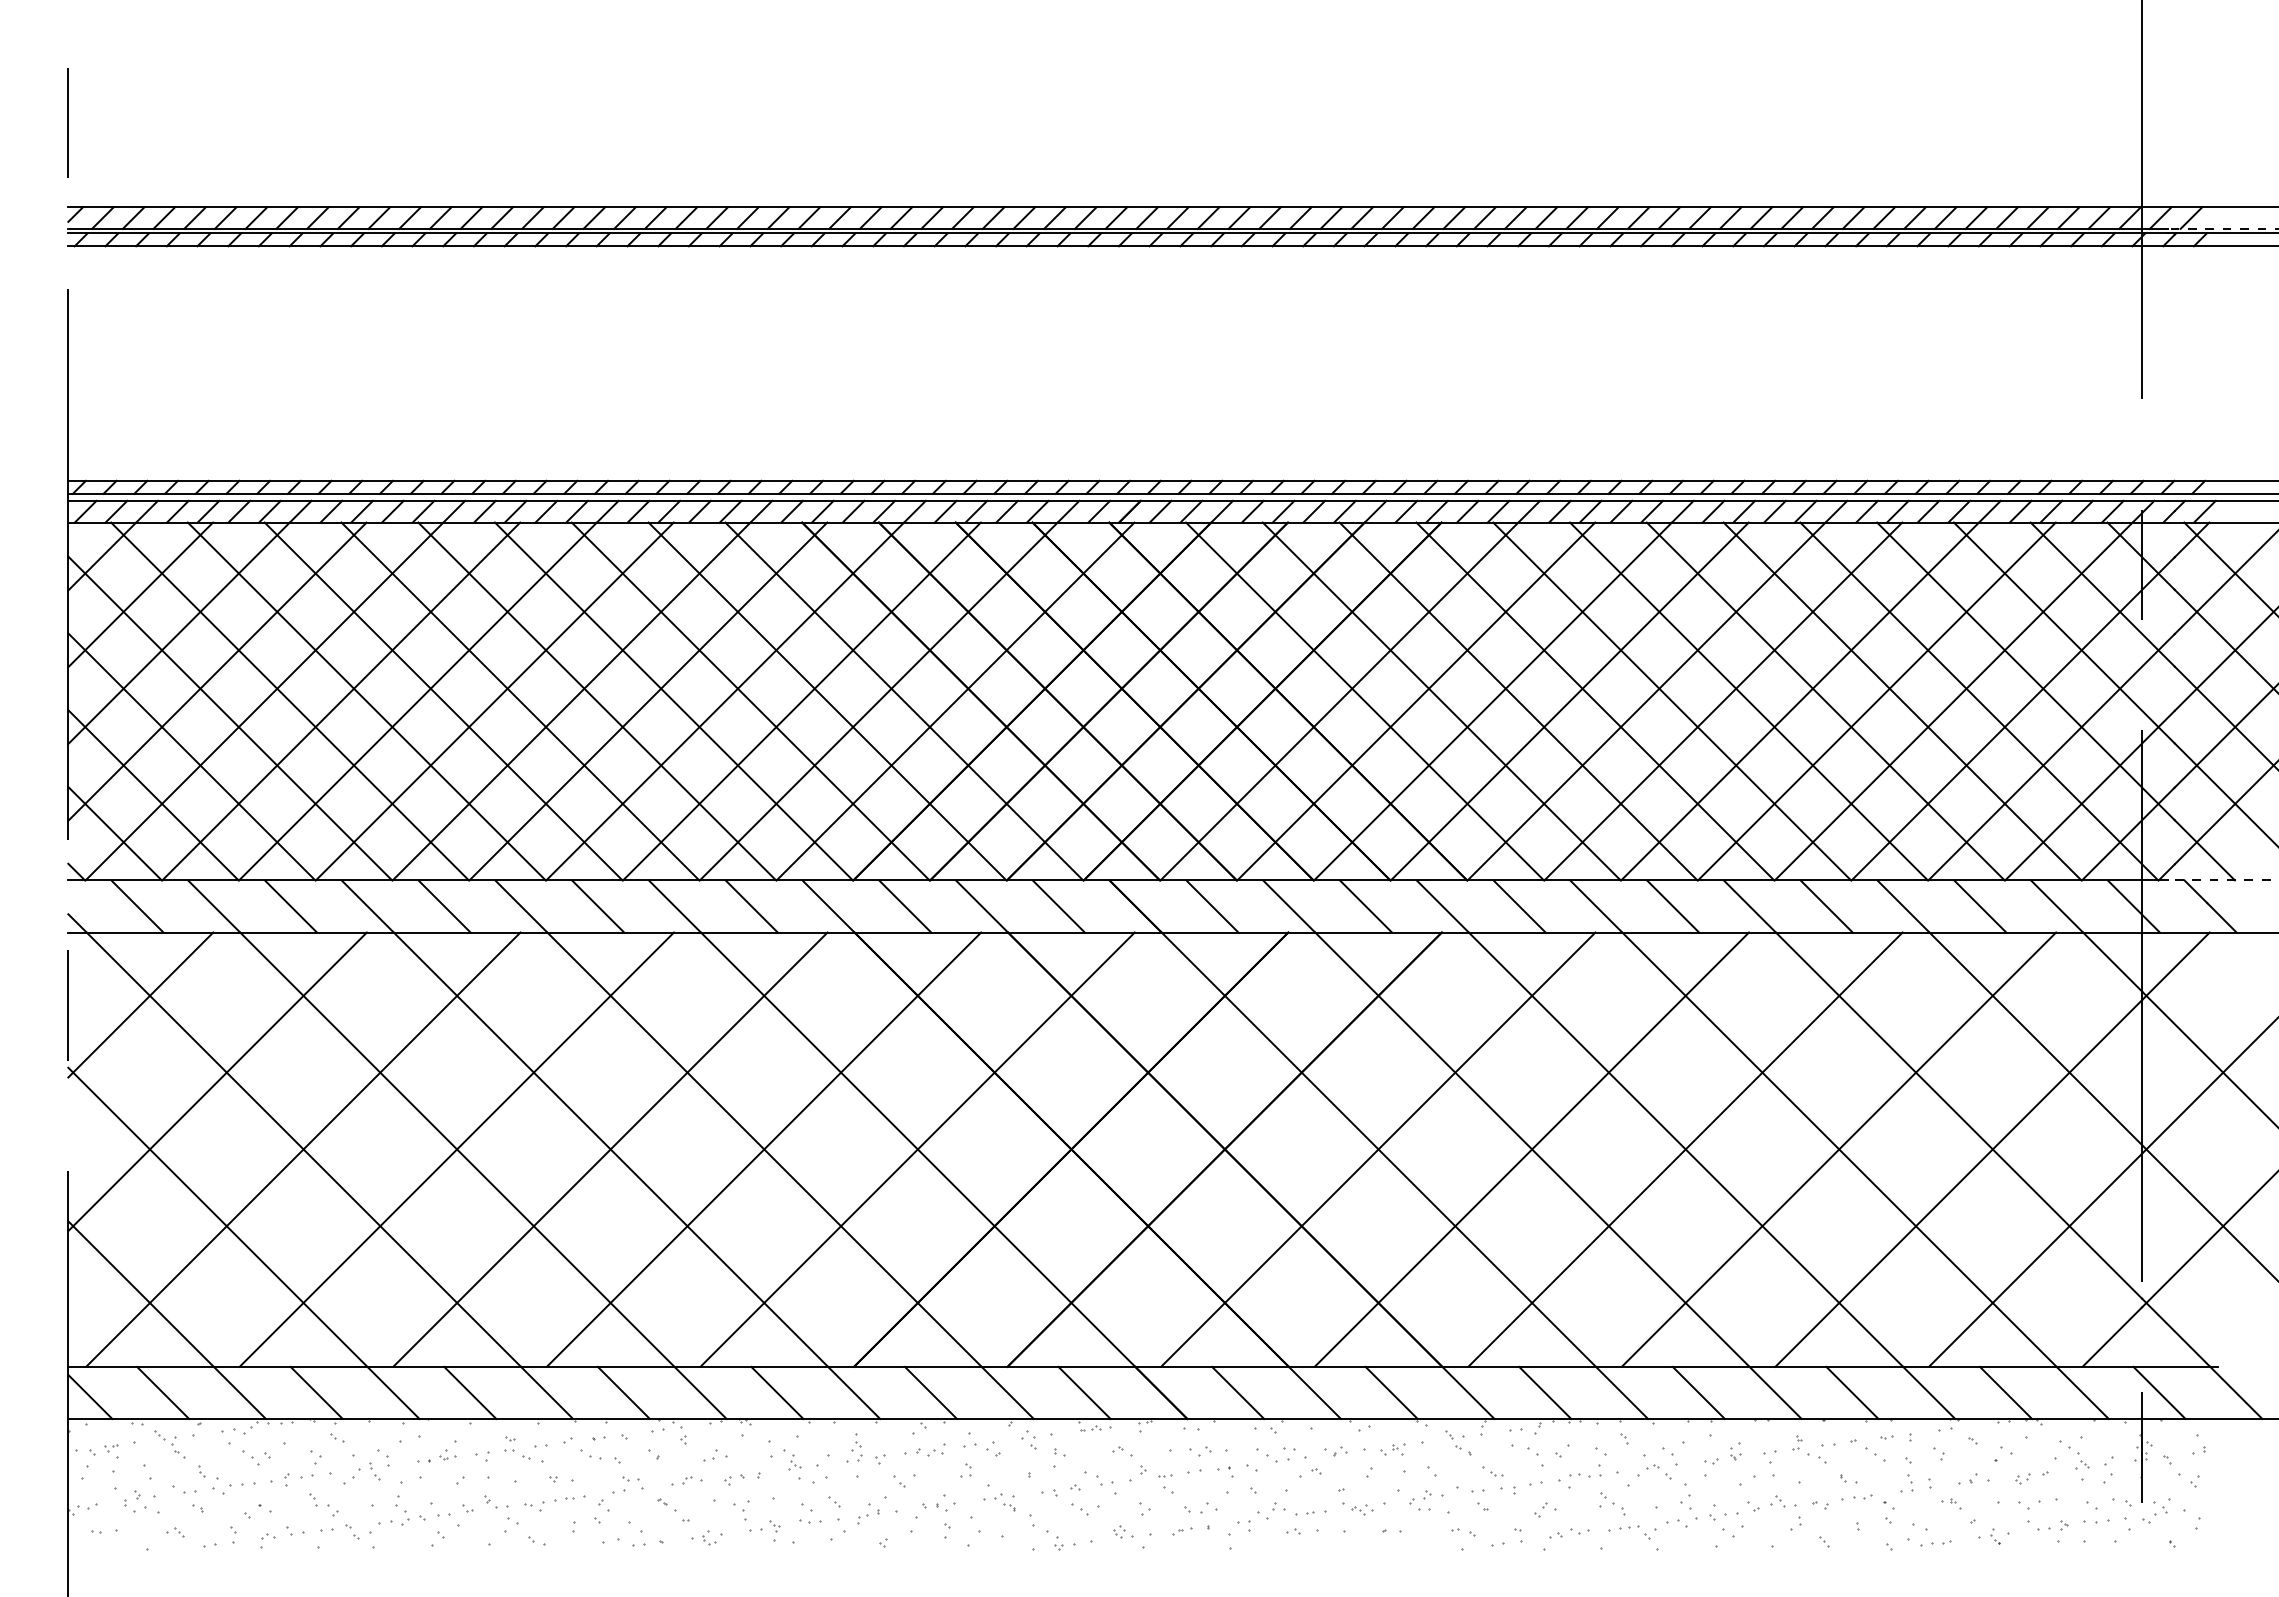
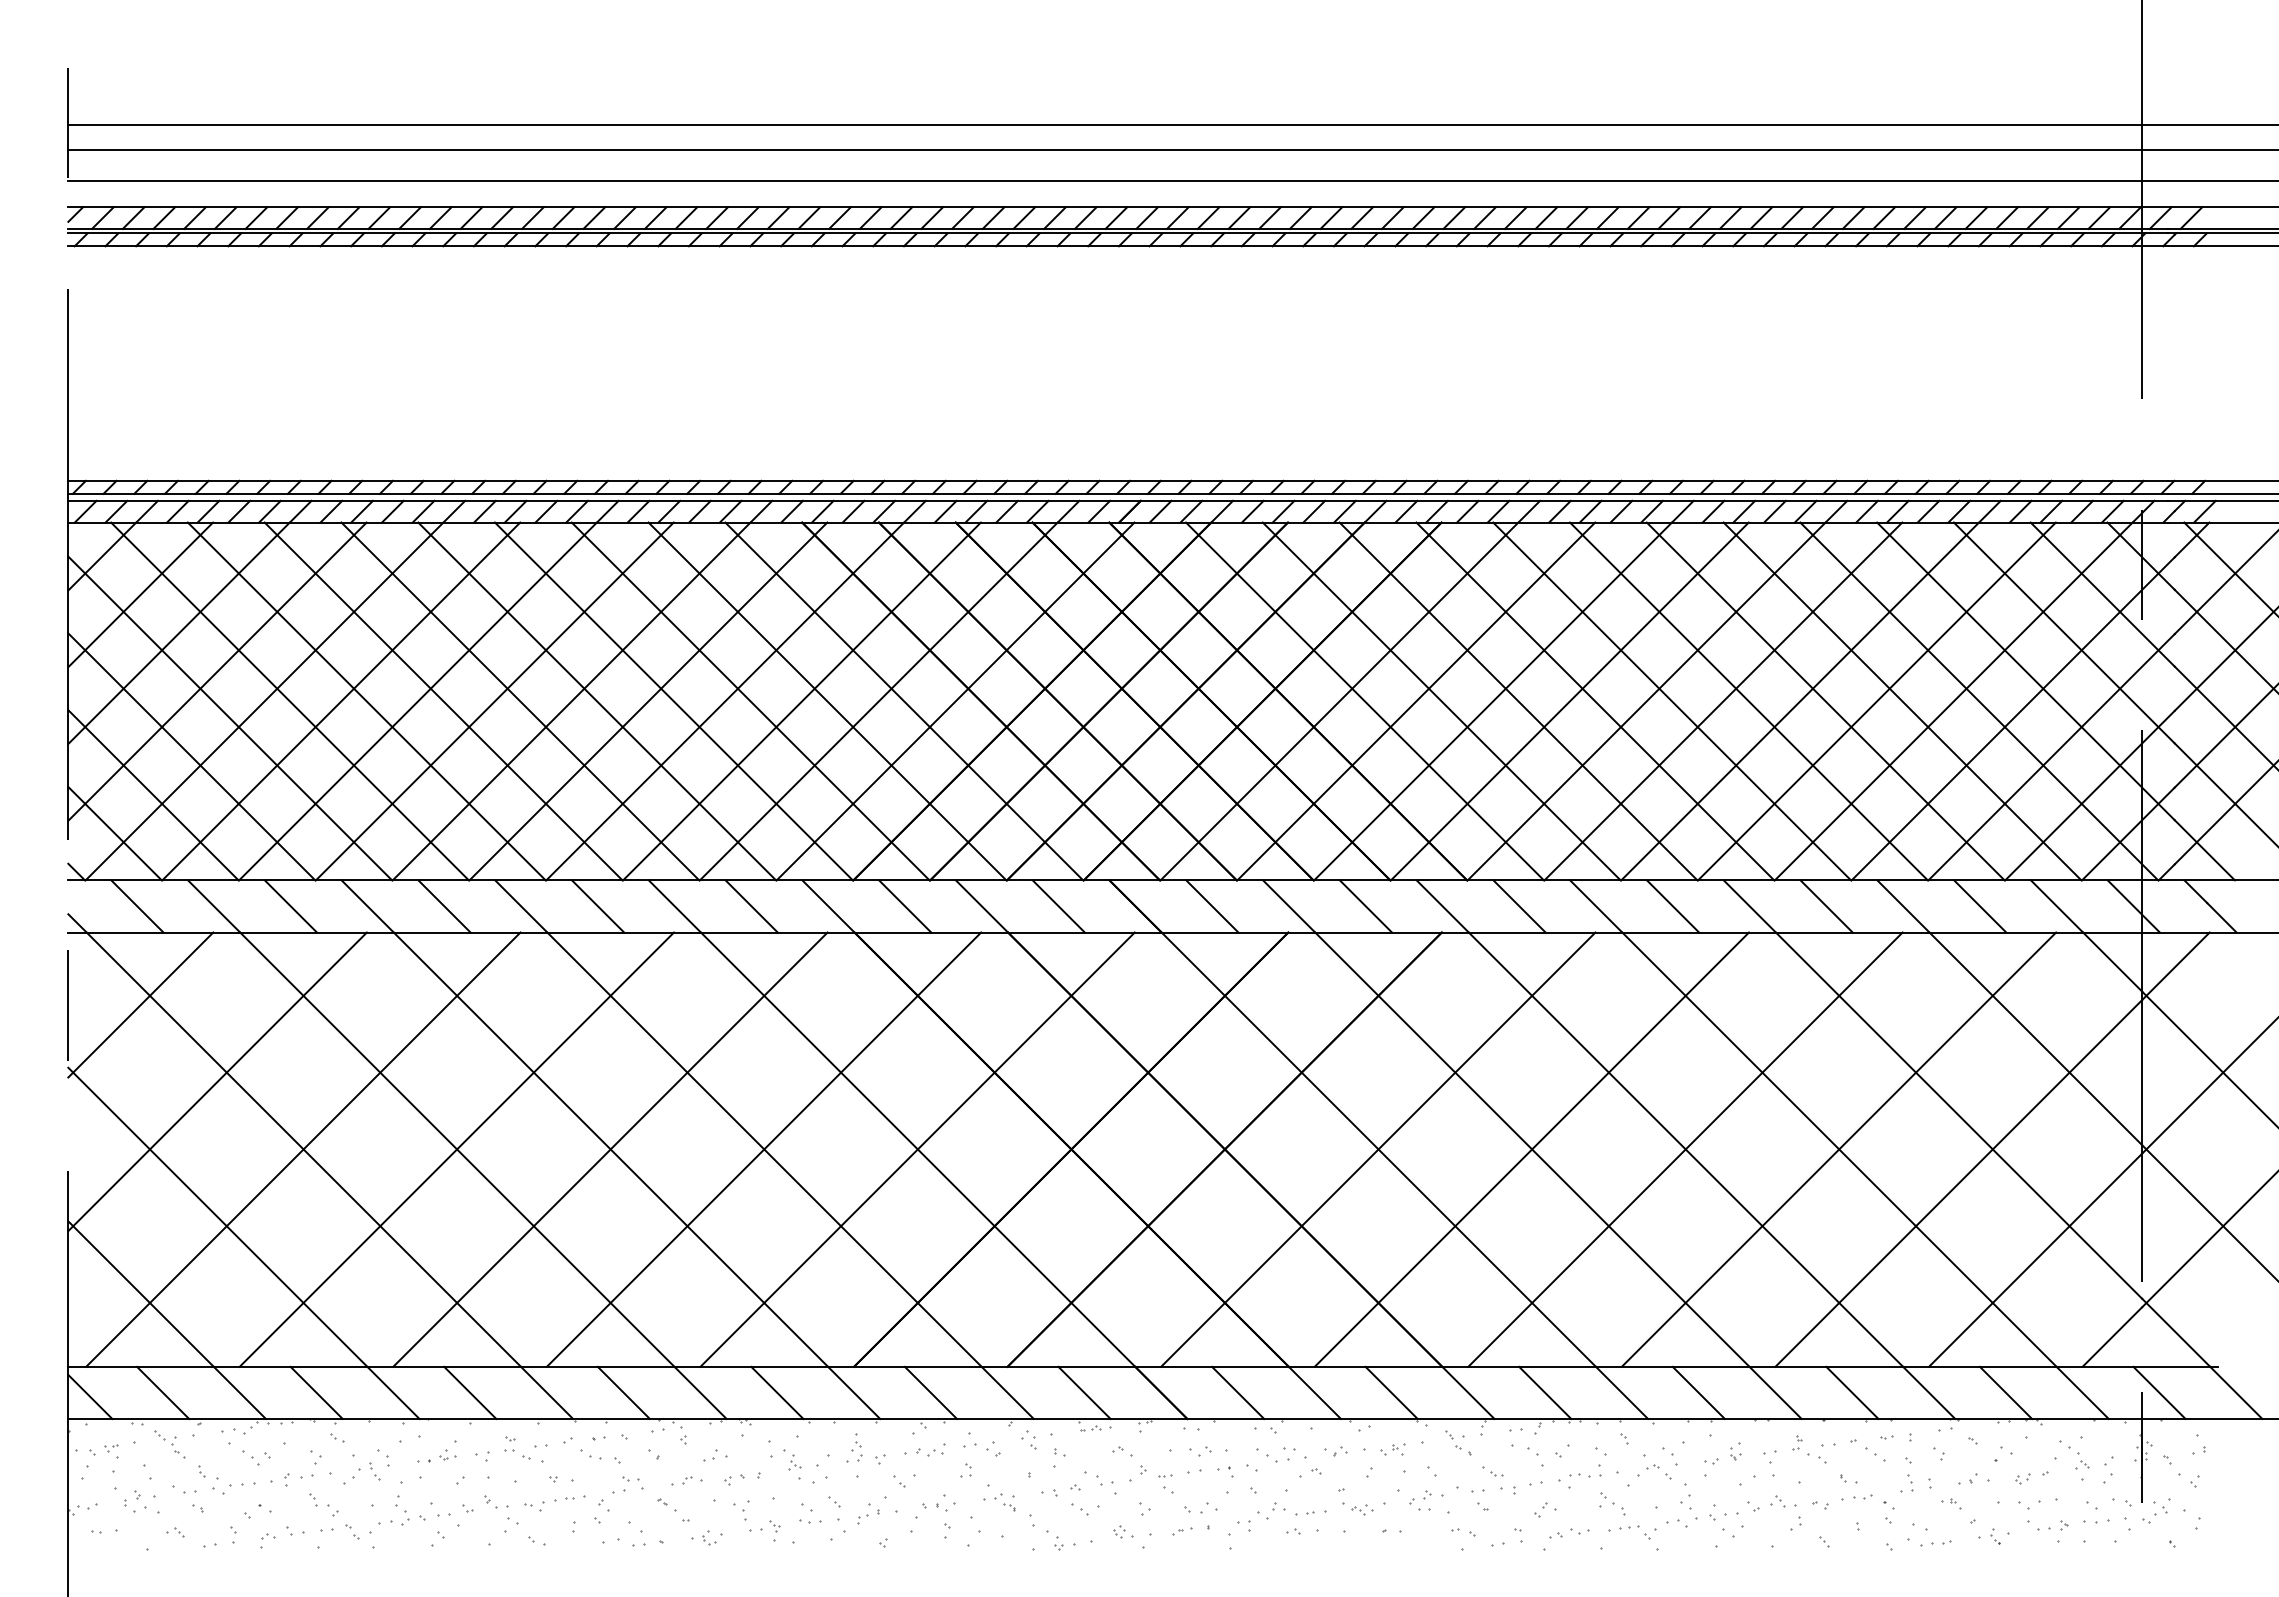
line: none -> present (1171, 124)
line: none -> present (1171, 149)
line: none -> present (1171, 181)
line: dashed -> solid (2223, 228)
line: dashed -> solid (2223, 880)
